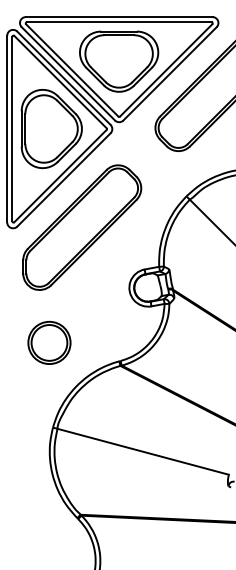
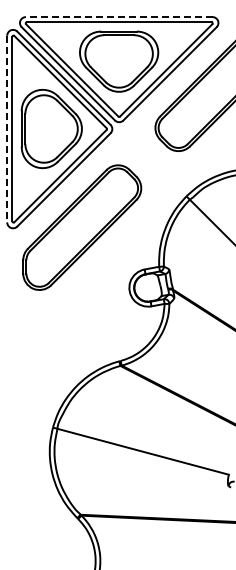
line: solid -> dashed (118, 17)
line: solid -> dashed (7, 129)
part: present -> none (49, 342)
